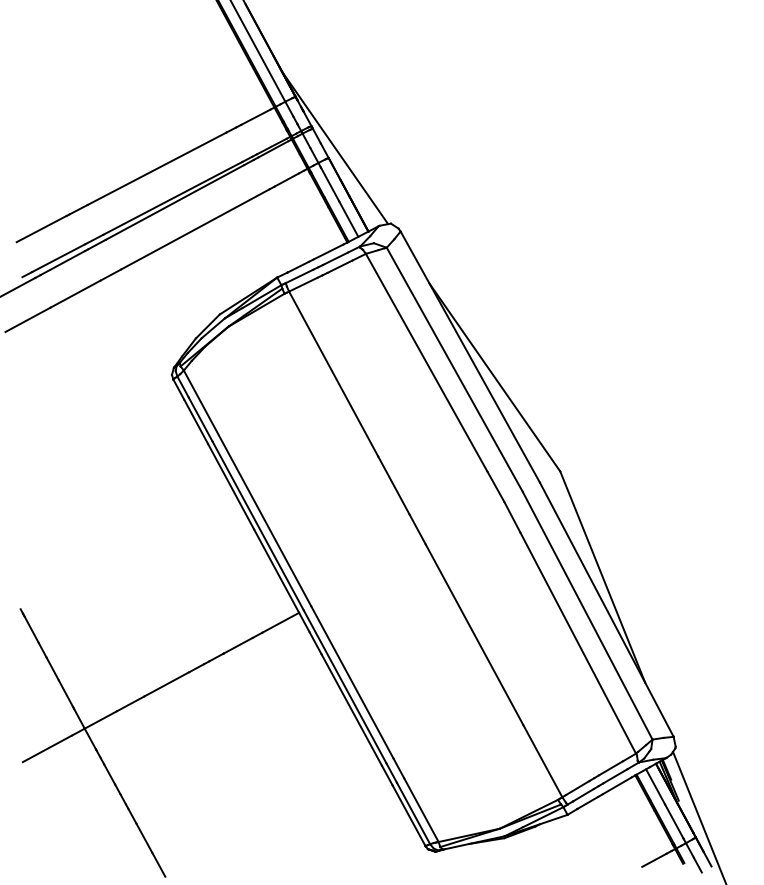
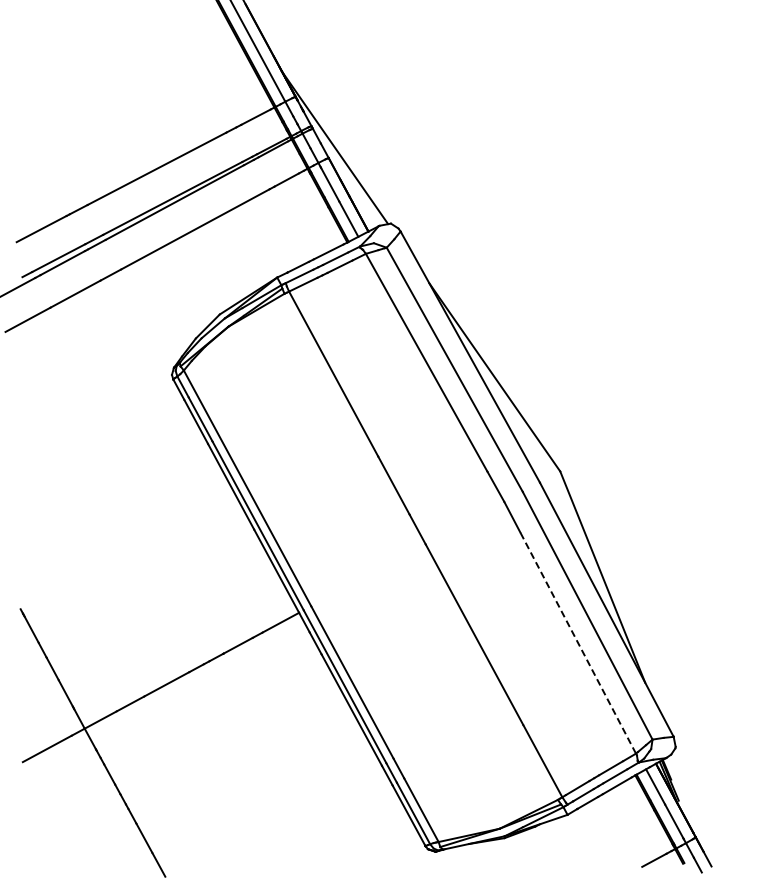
line: solid -> dashed (578, 643)
line: present -> none (699, 816)
